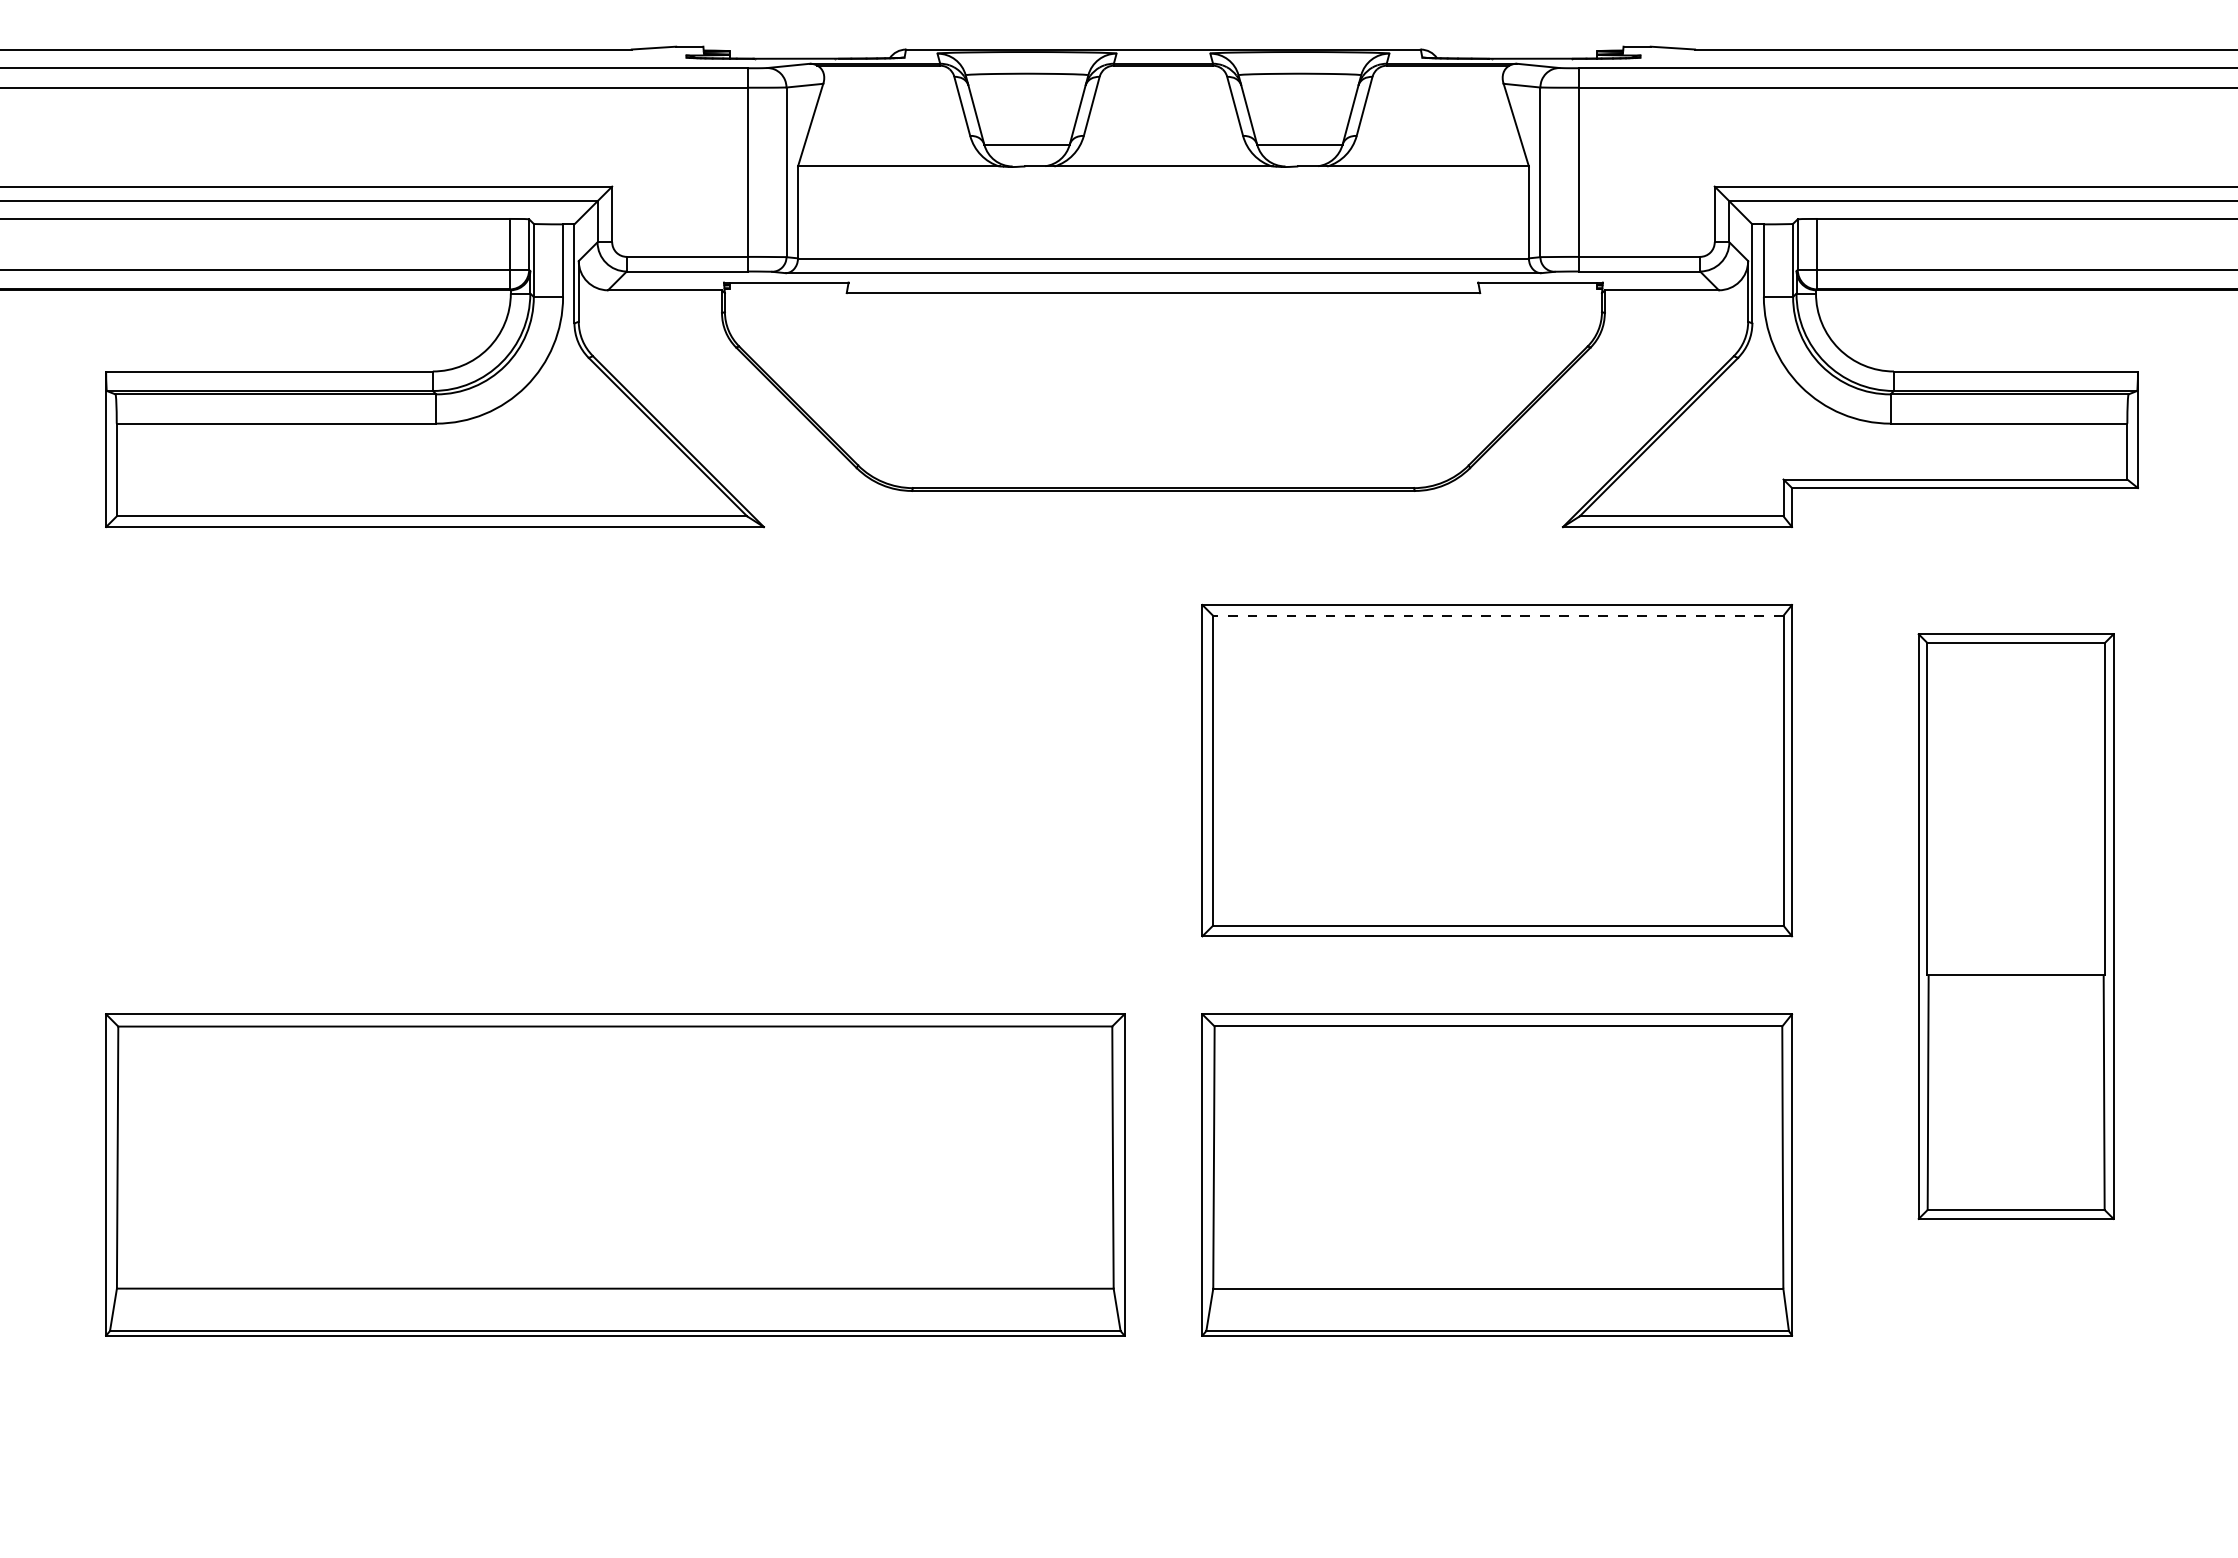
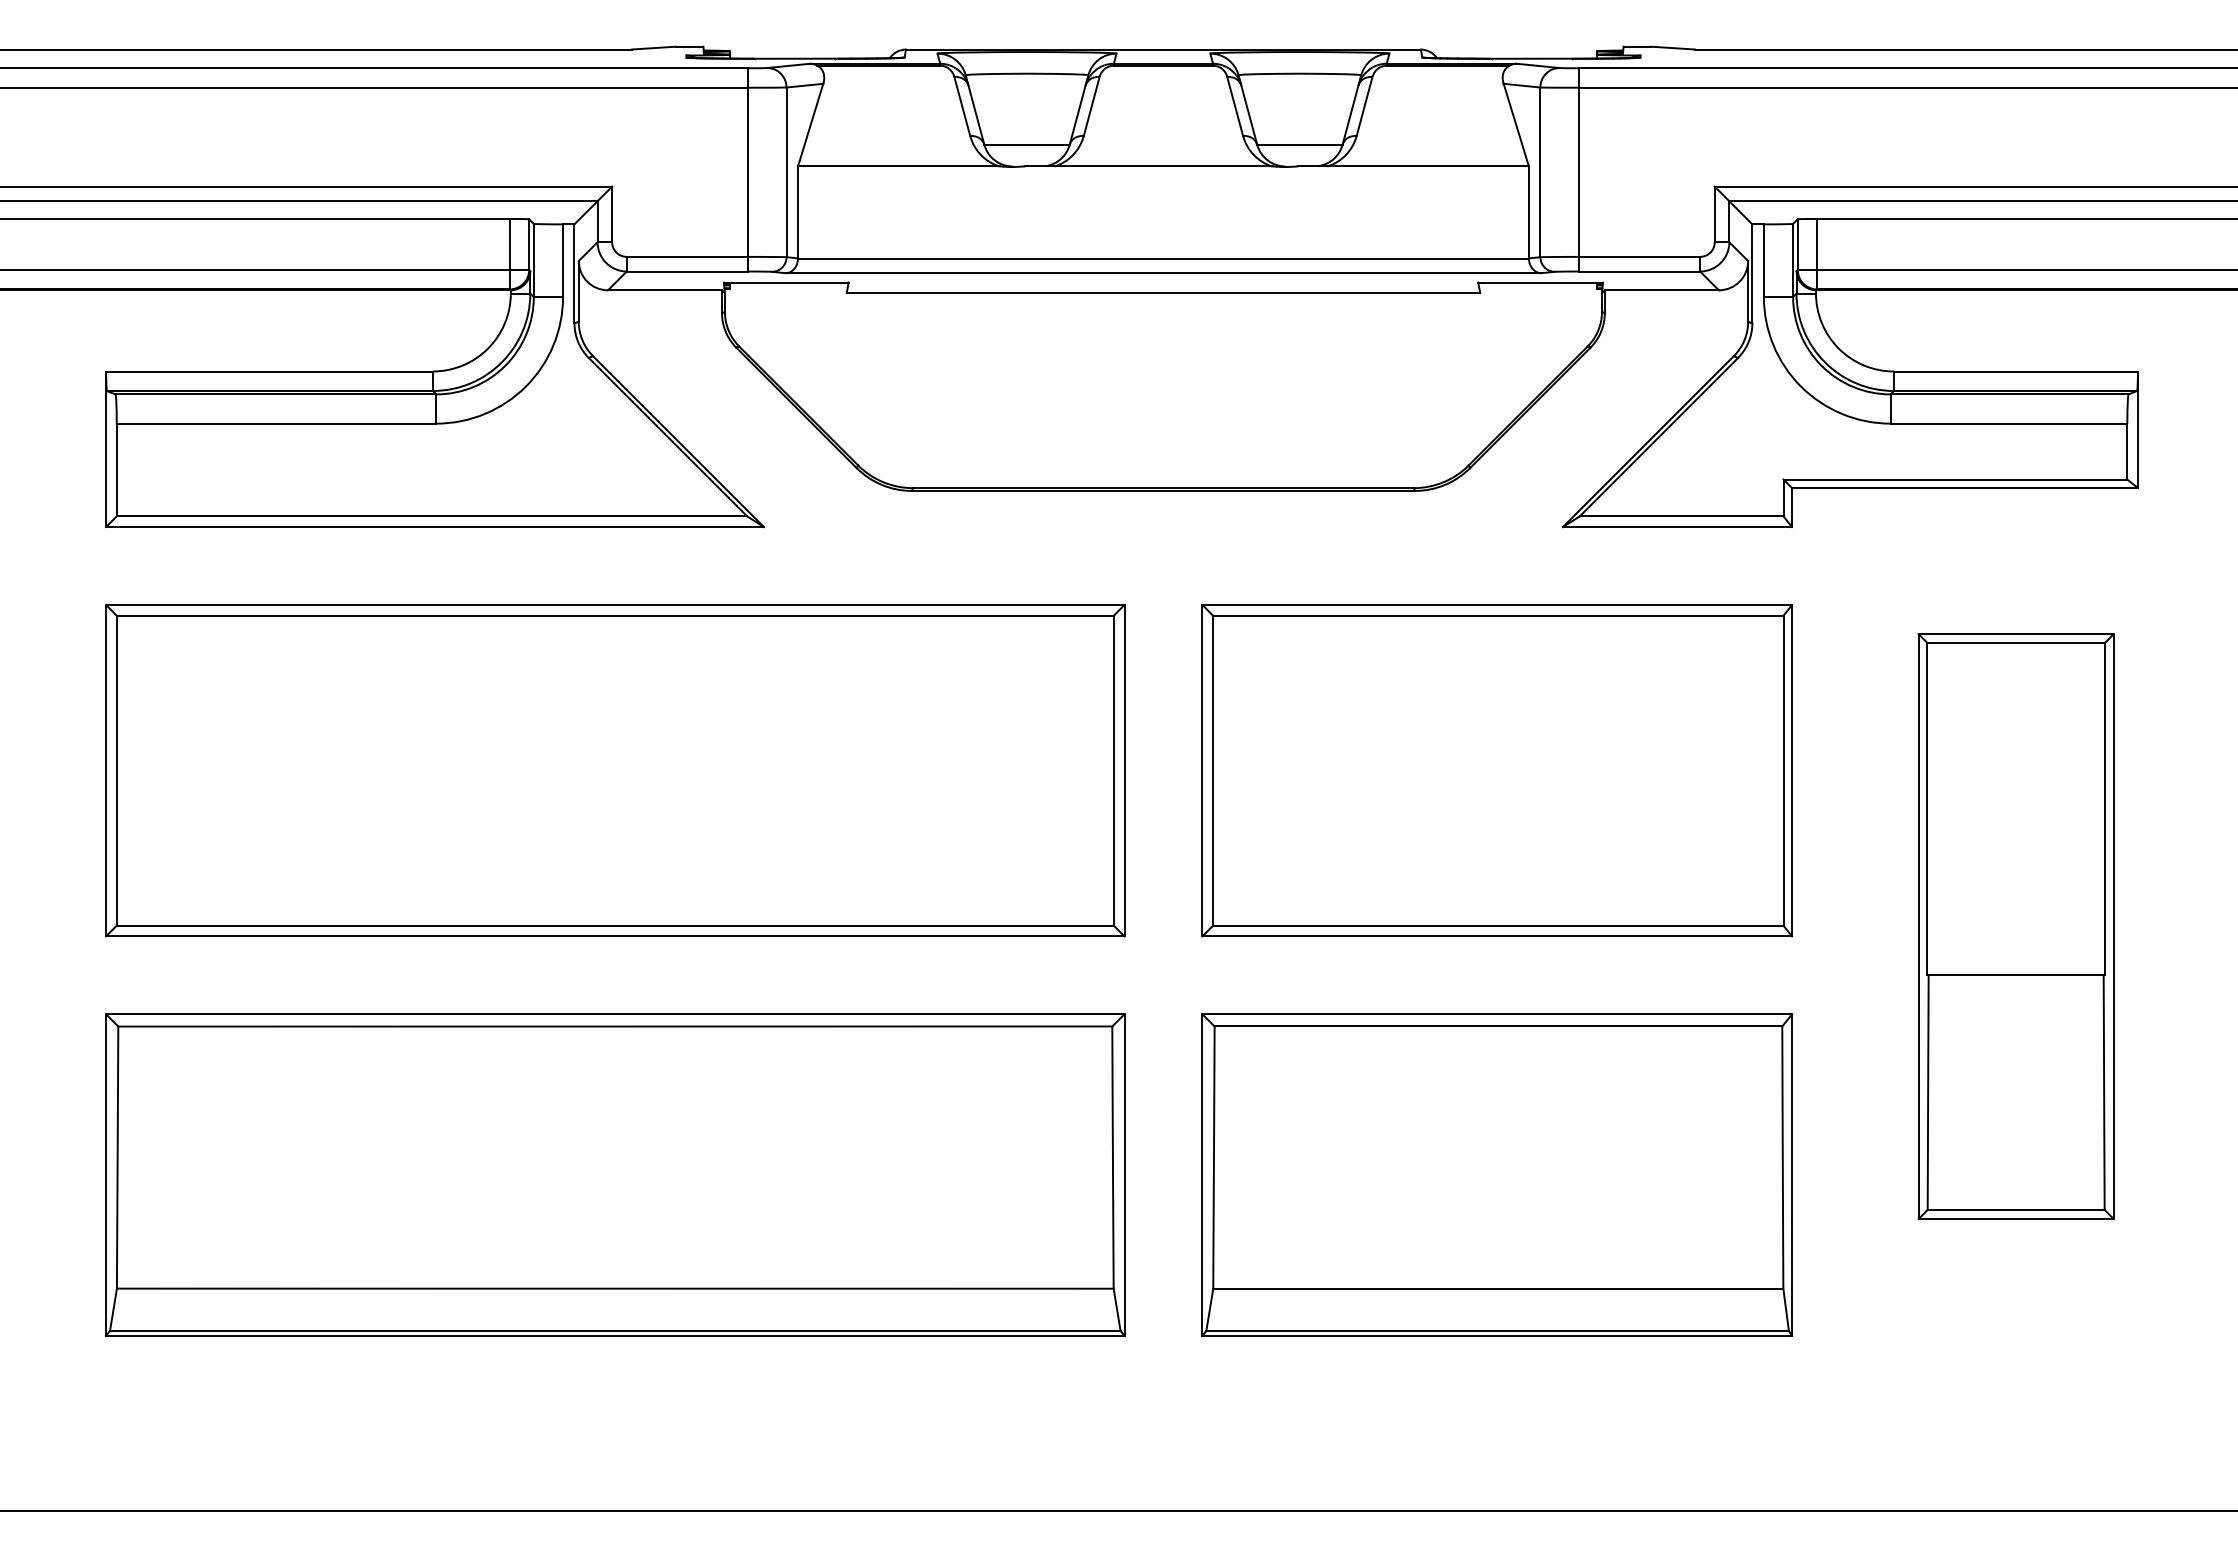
line: dashed -> solid (1497, 615)
part: none -> present (615, 770)
line: none -> present (1118, 1511)
